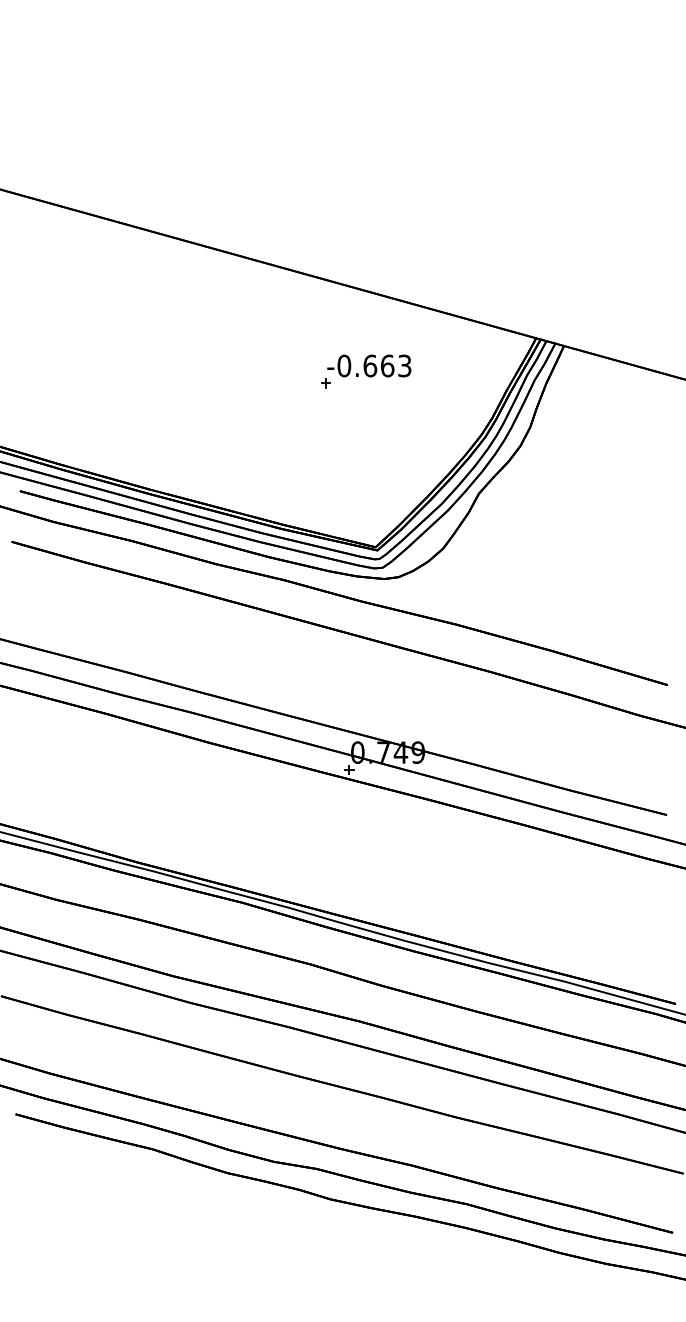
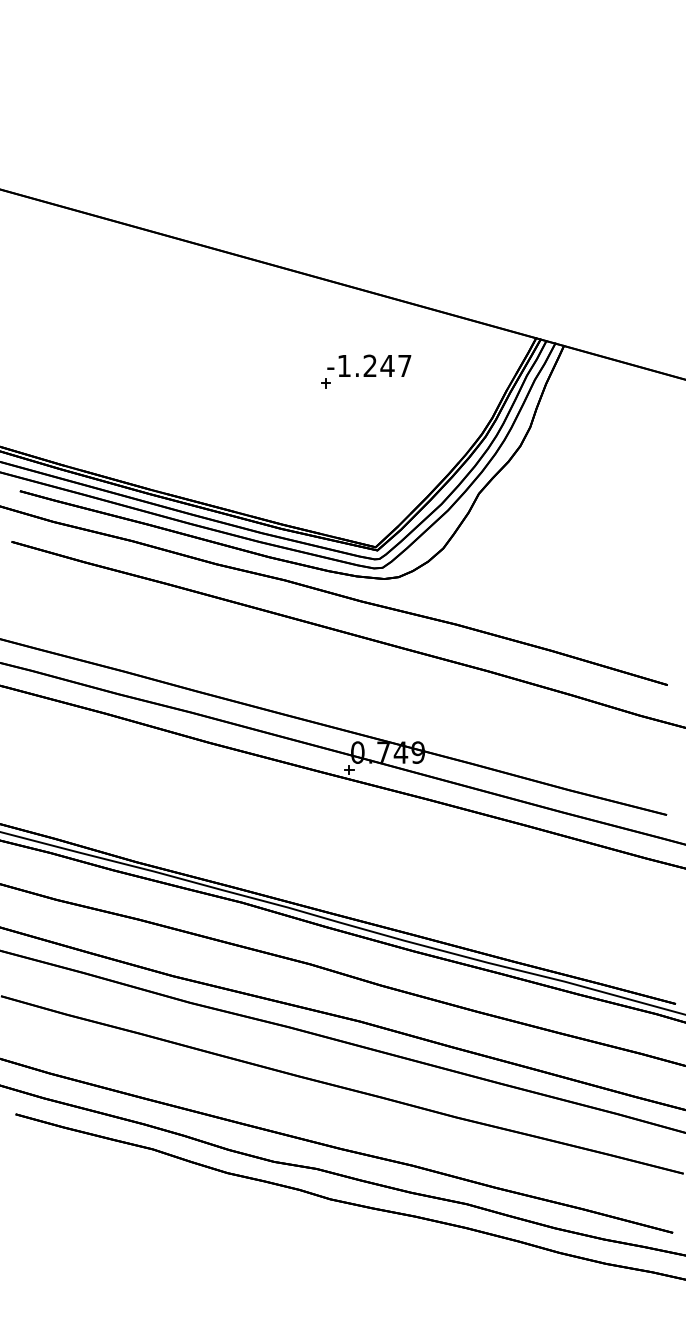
text: -0.663 -> -1.247 (374, 365)
